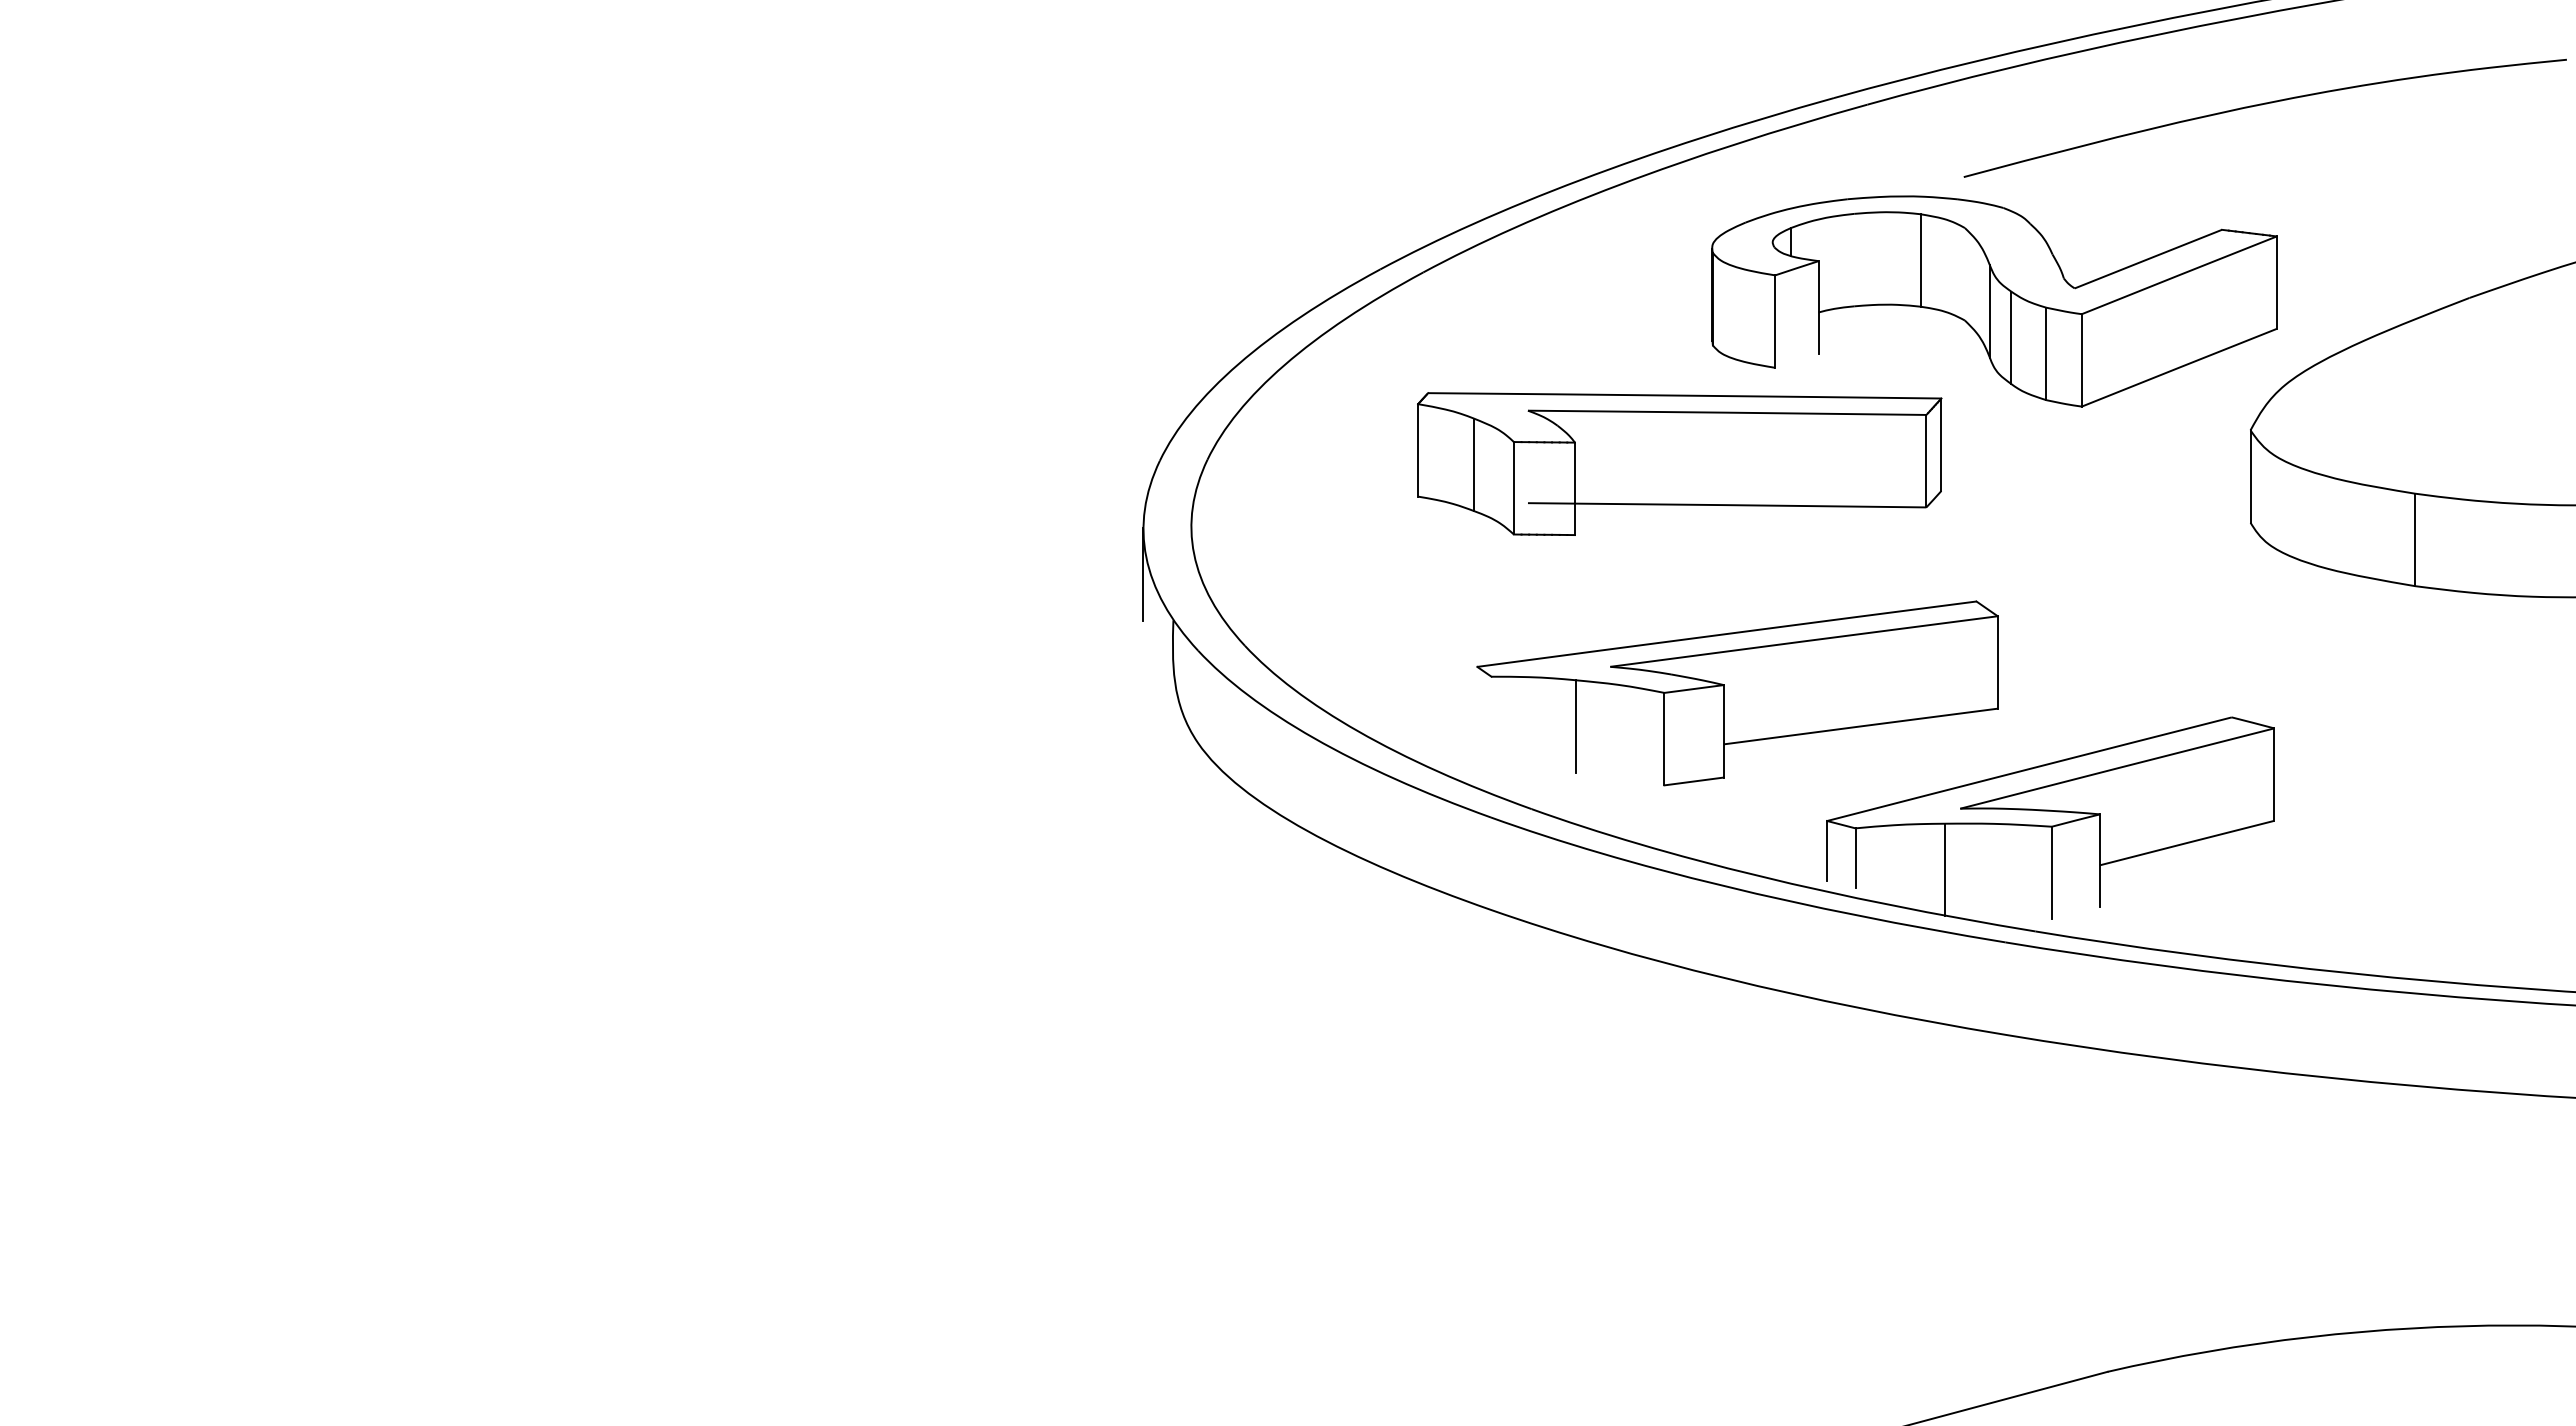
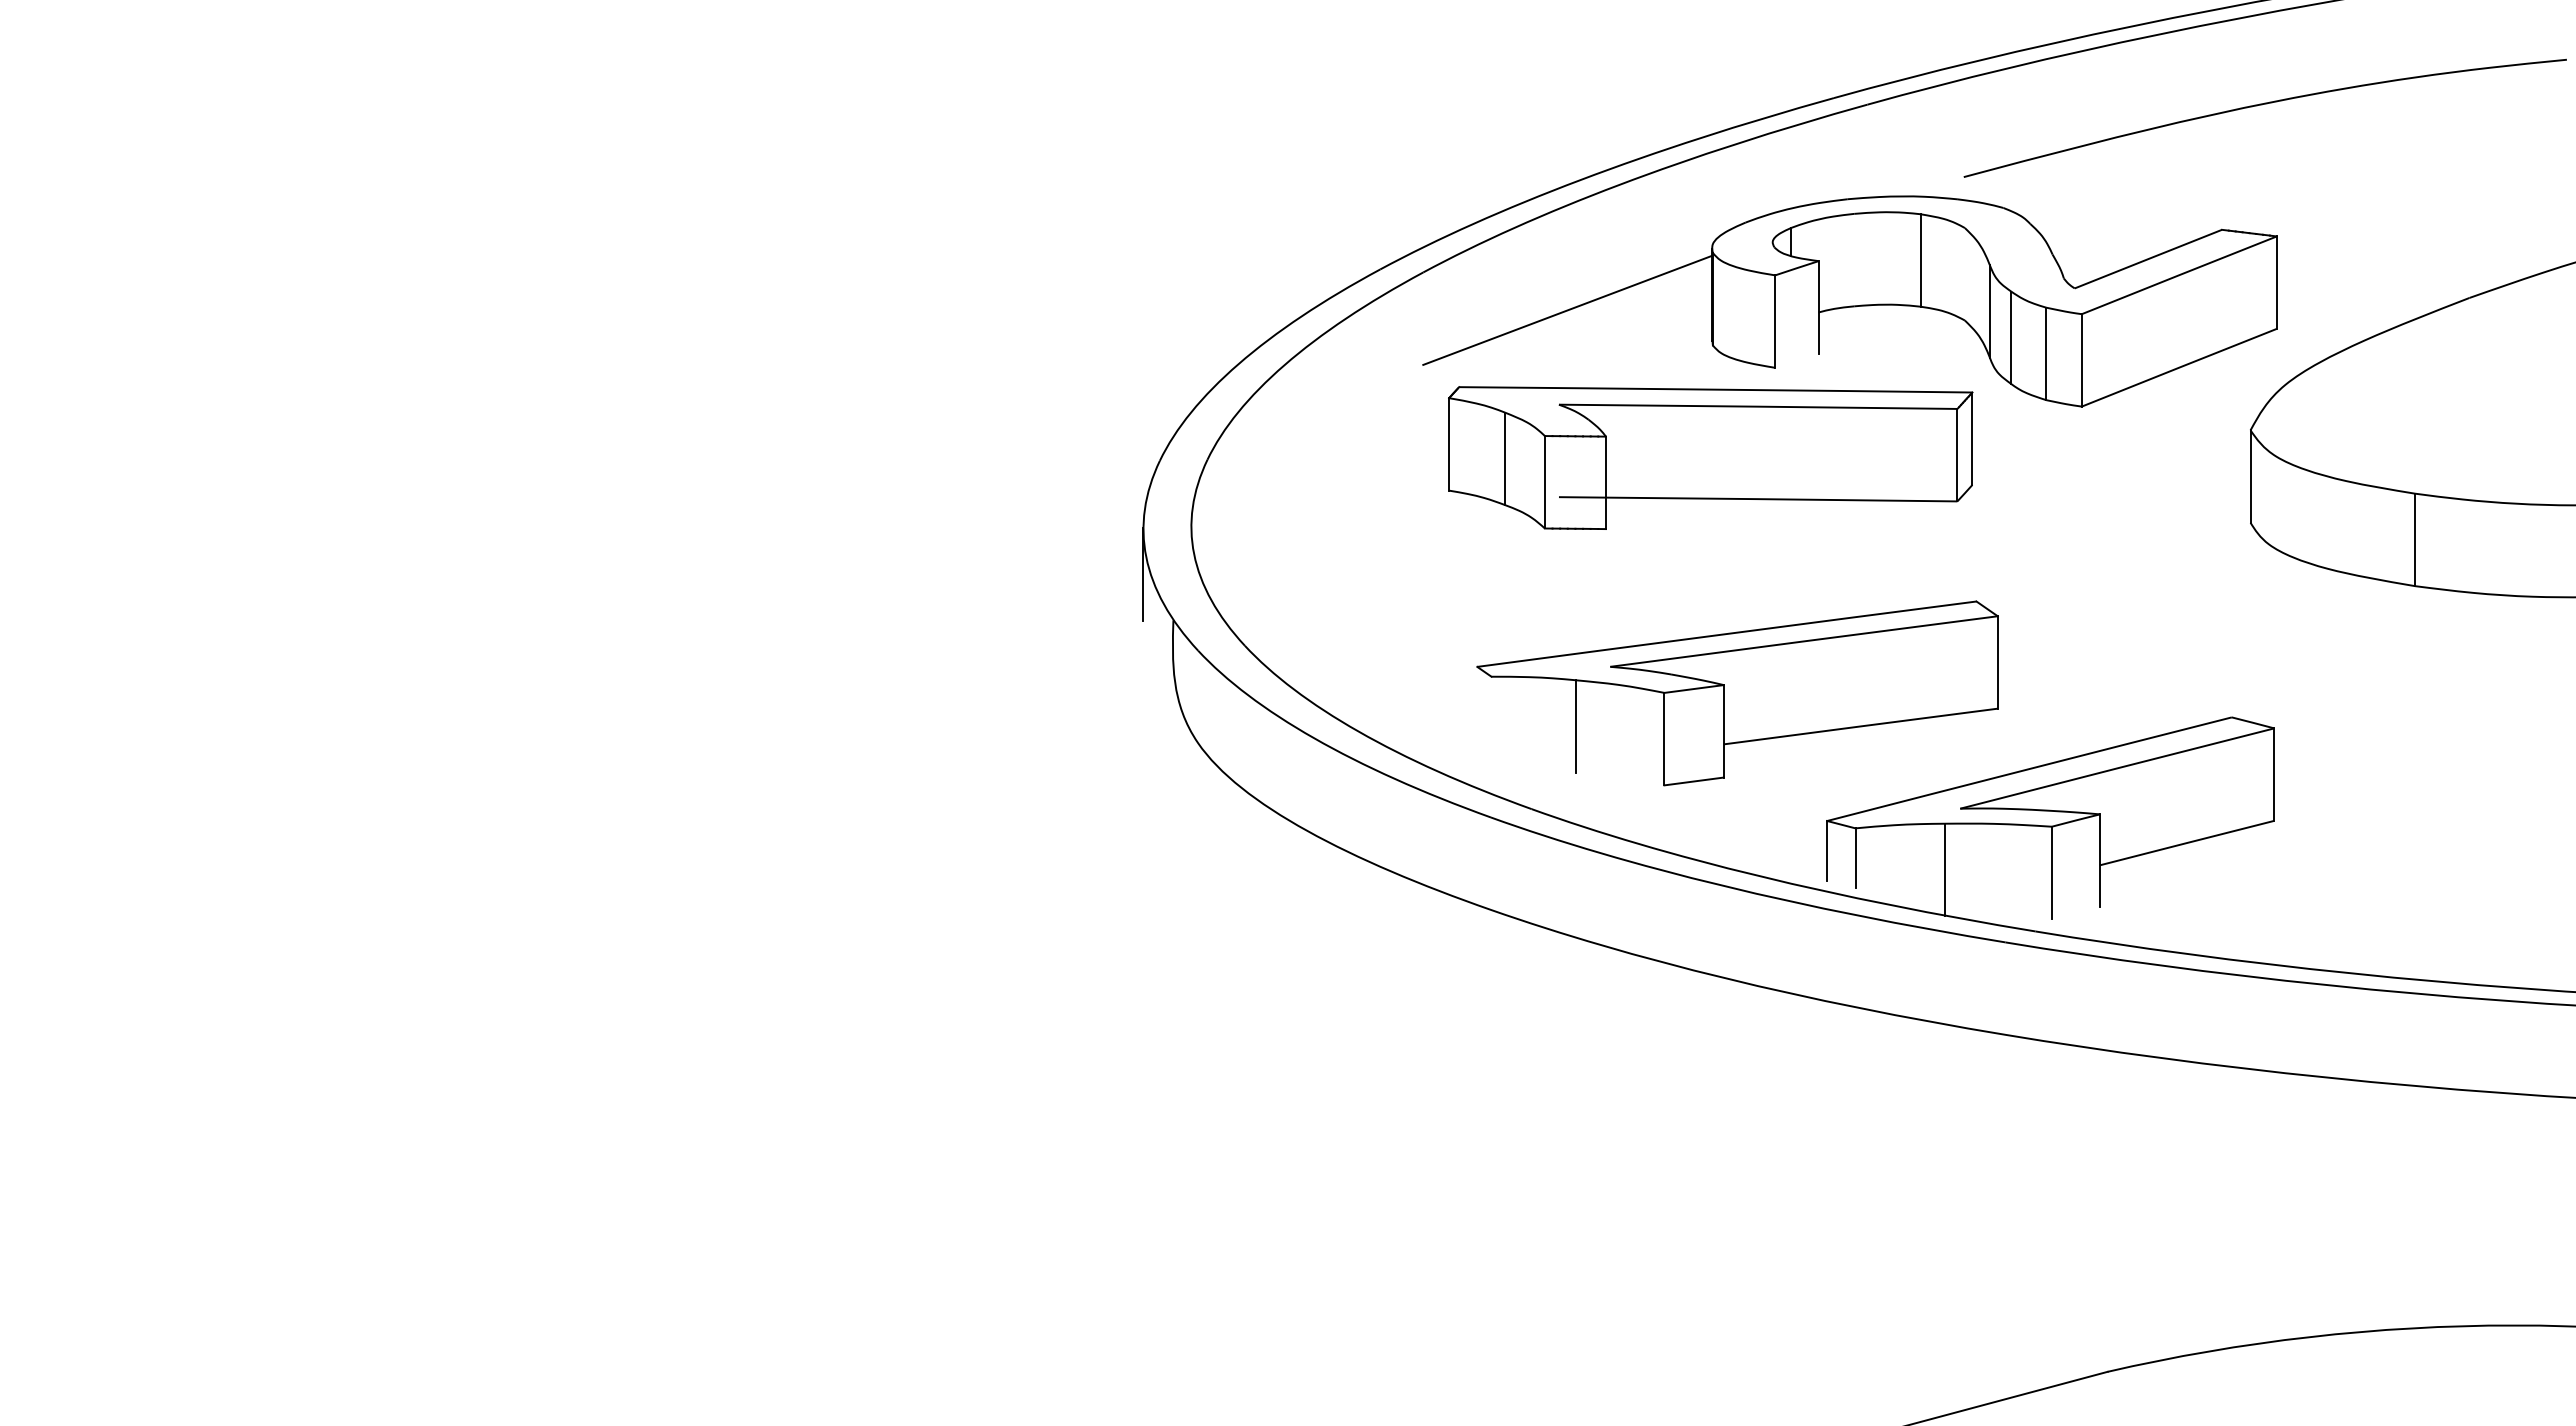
line: none -> present (1567, 309)
part position: (1679, 463) -> (1710, 457) (1710, 457)
